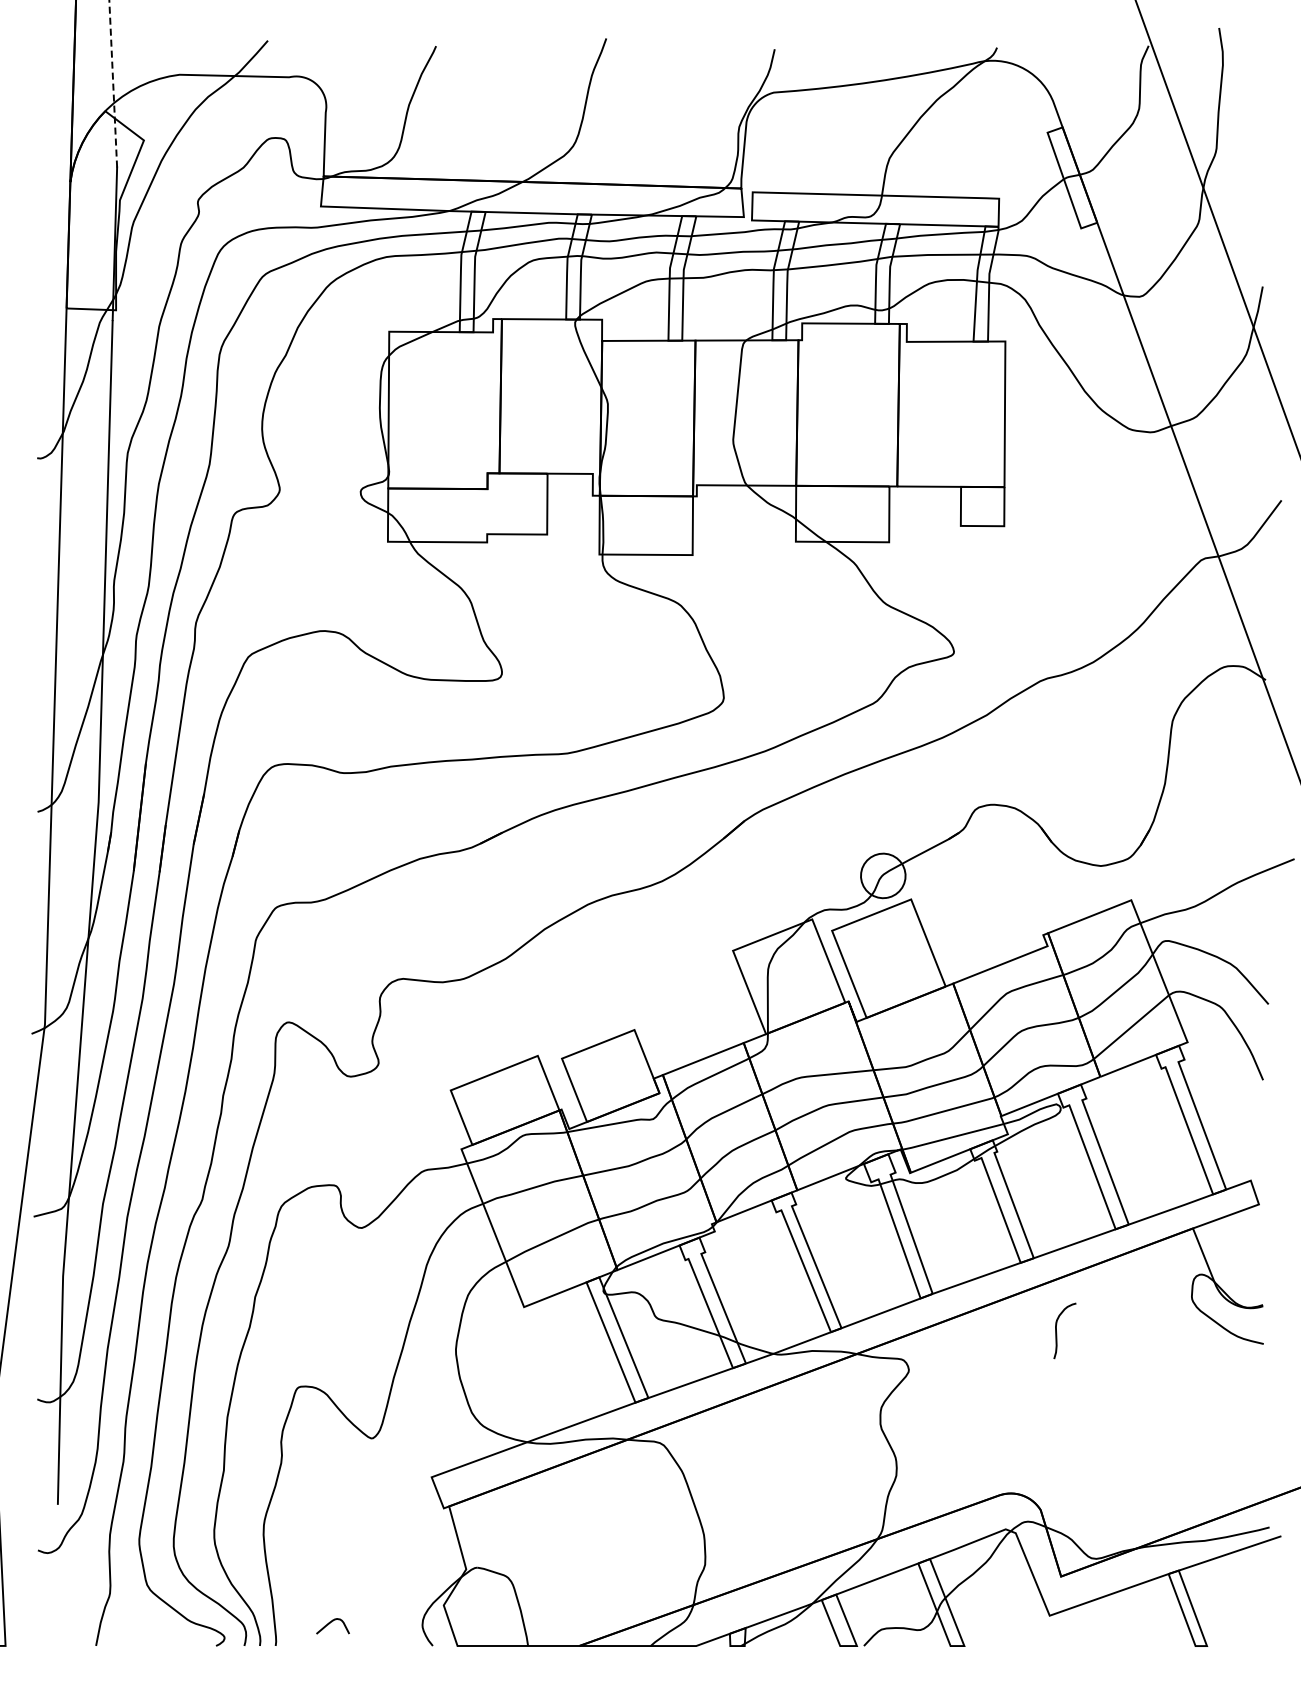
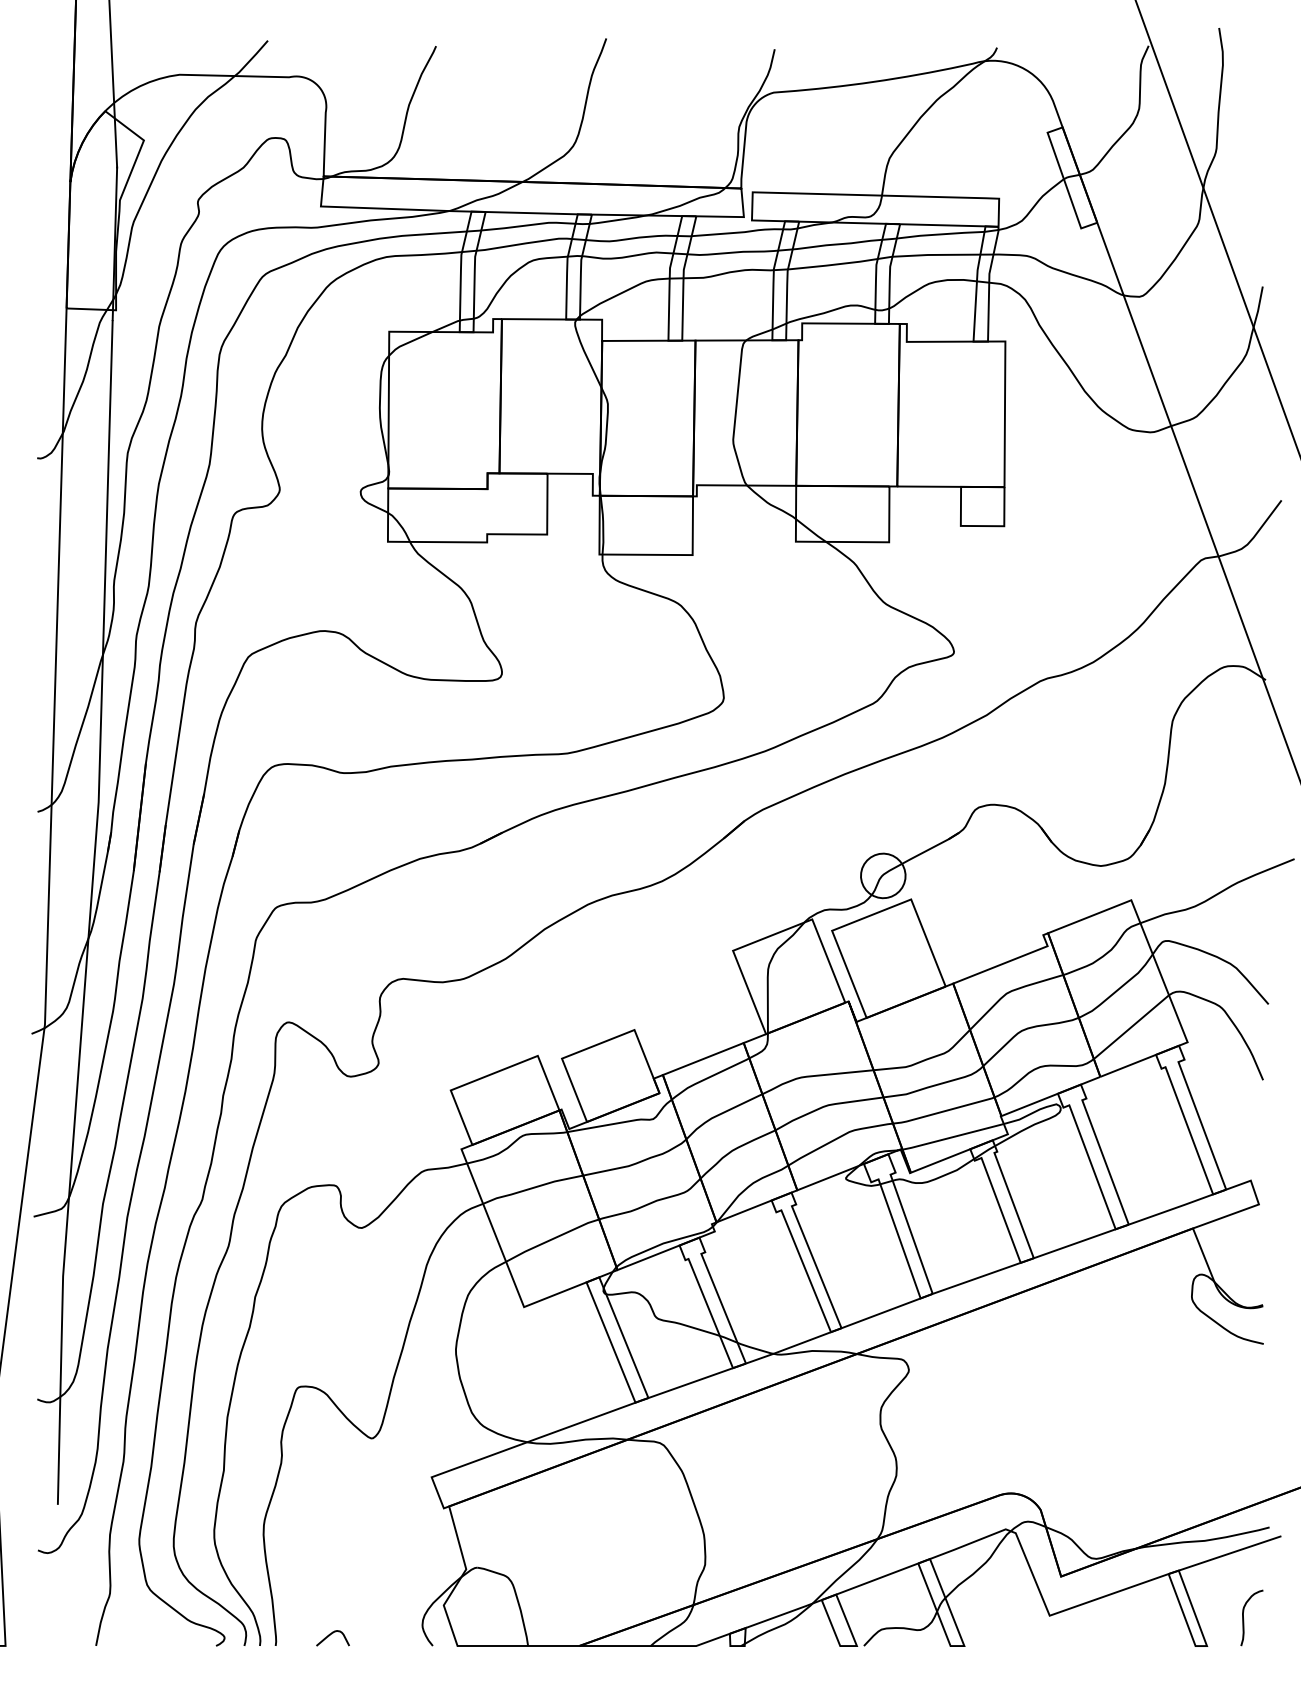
line: dashed -> solid (113, 83)
curve position: (1057, 1333) -> (1244, 1620) (1244, 1620)
curve position: (330, 1623) -> (330, 1635) (330, 1635)
